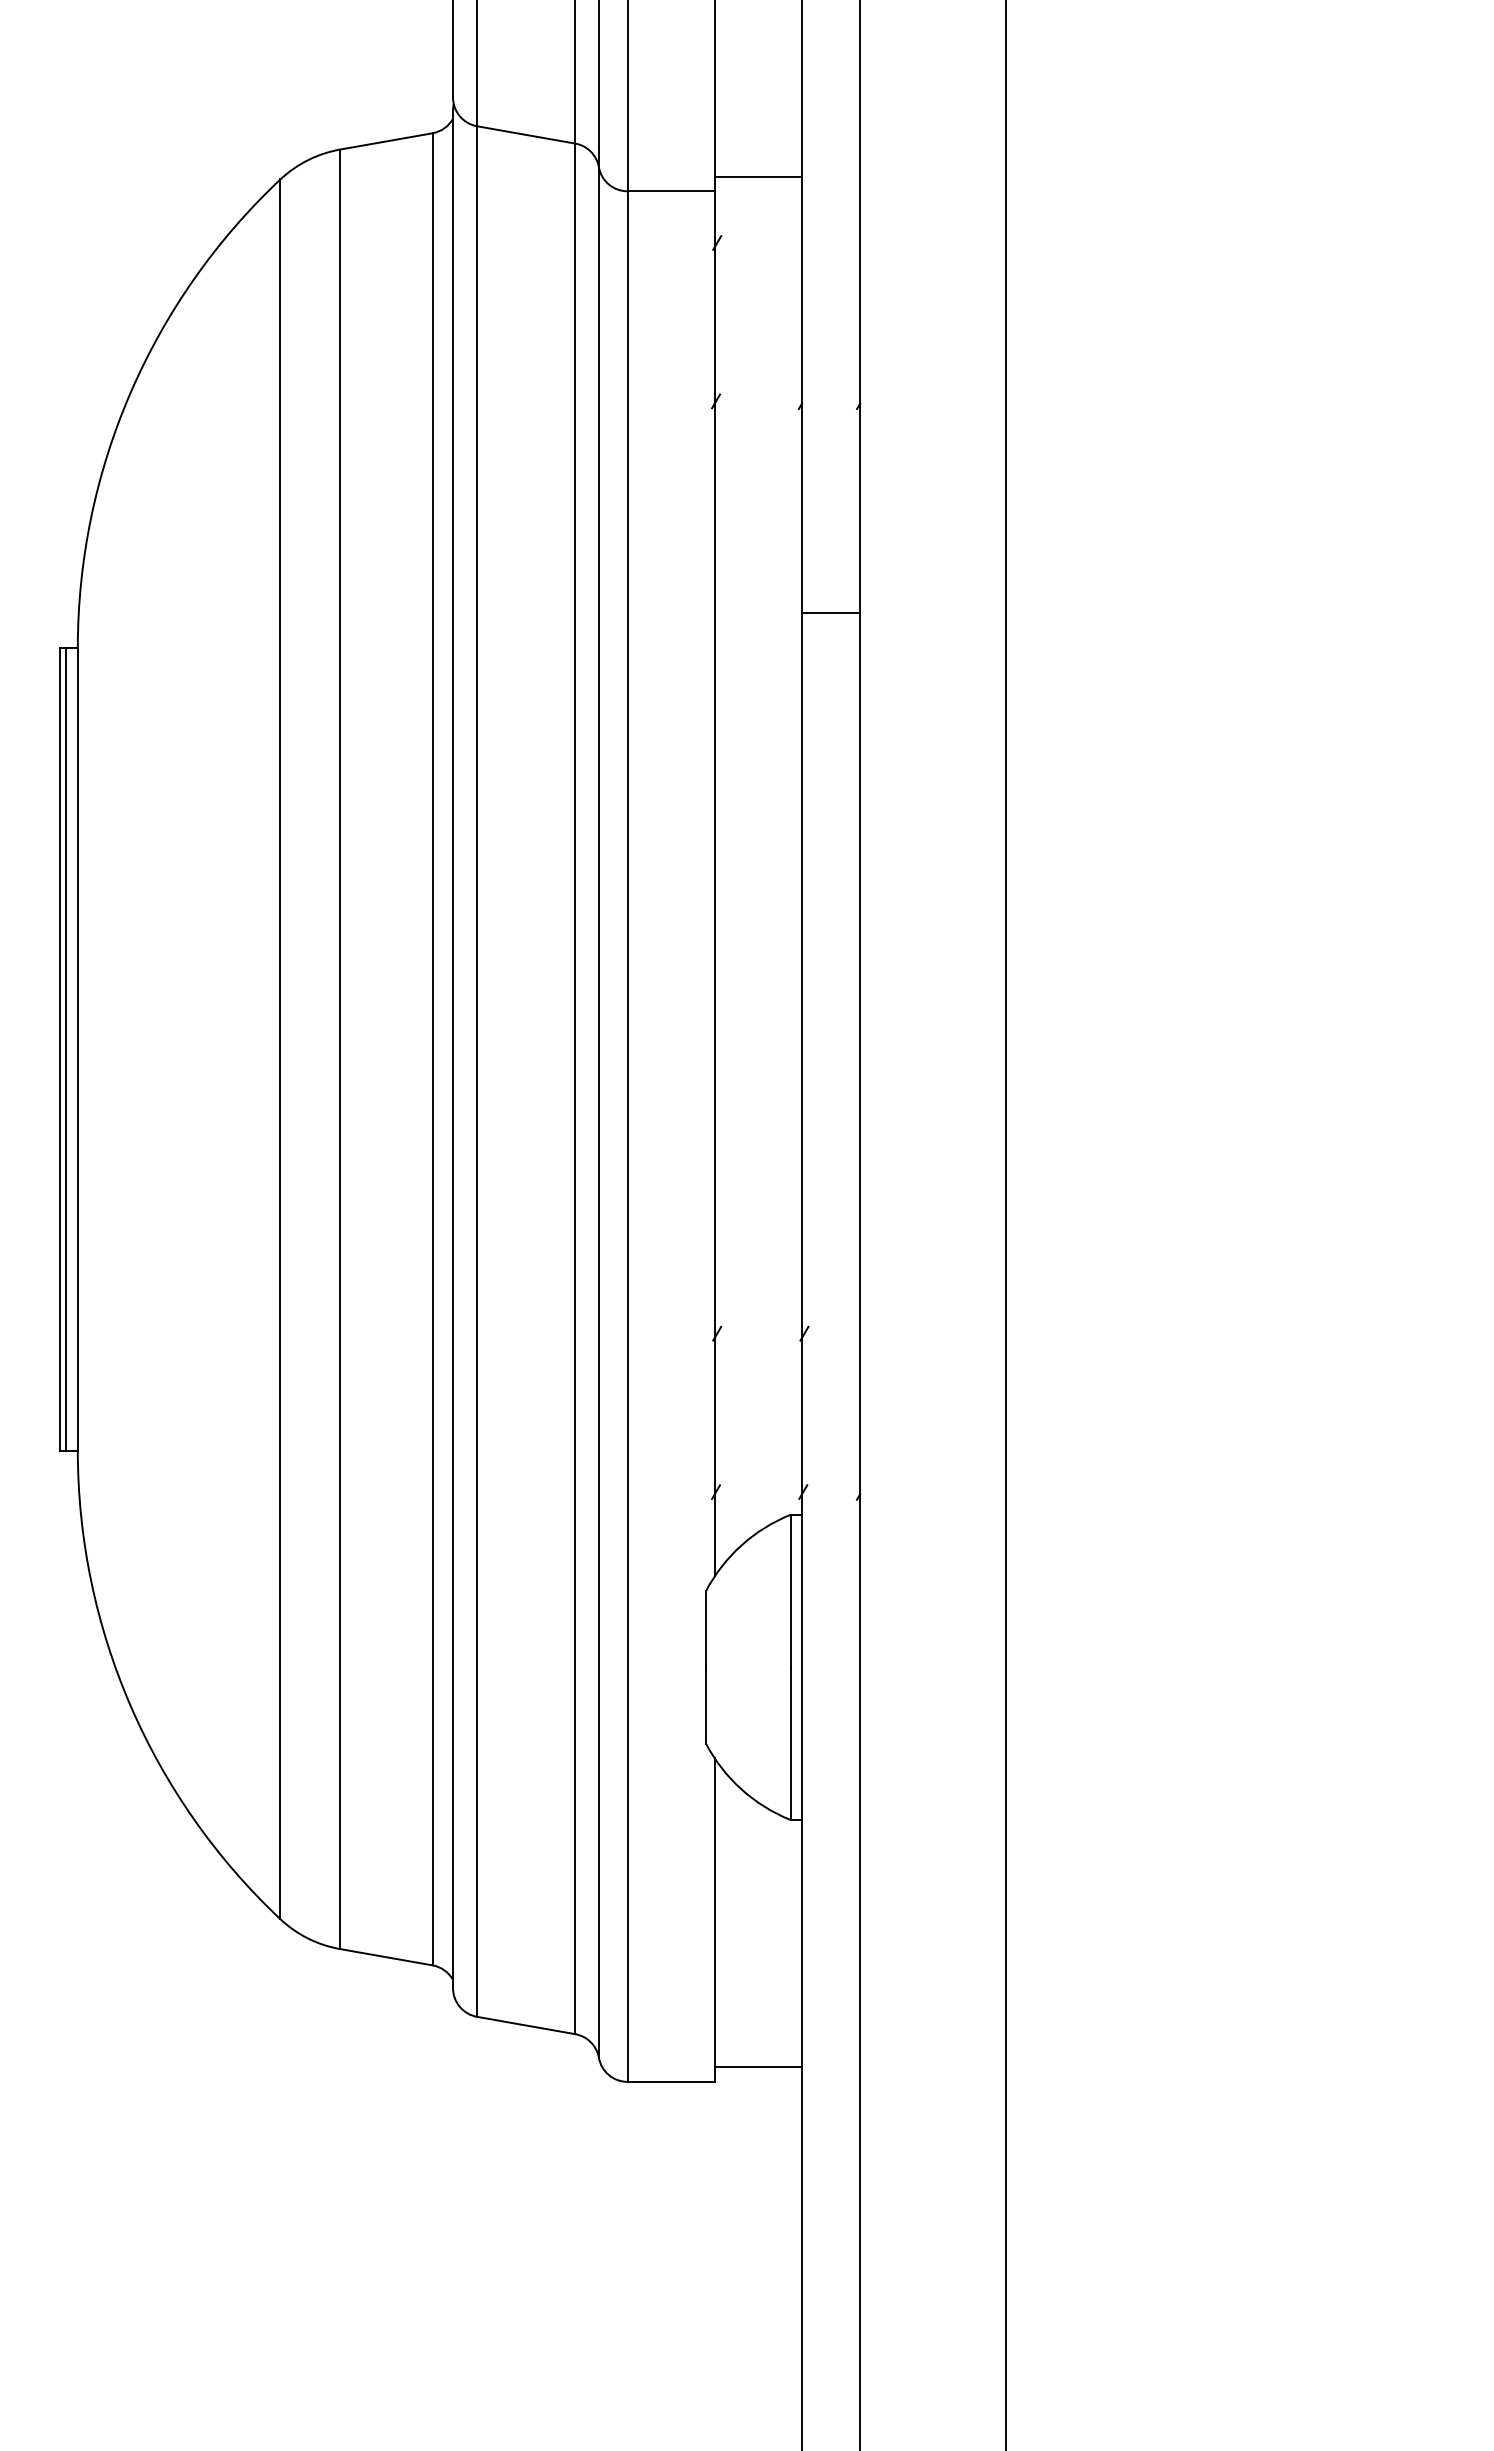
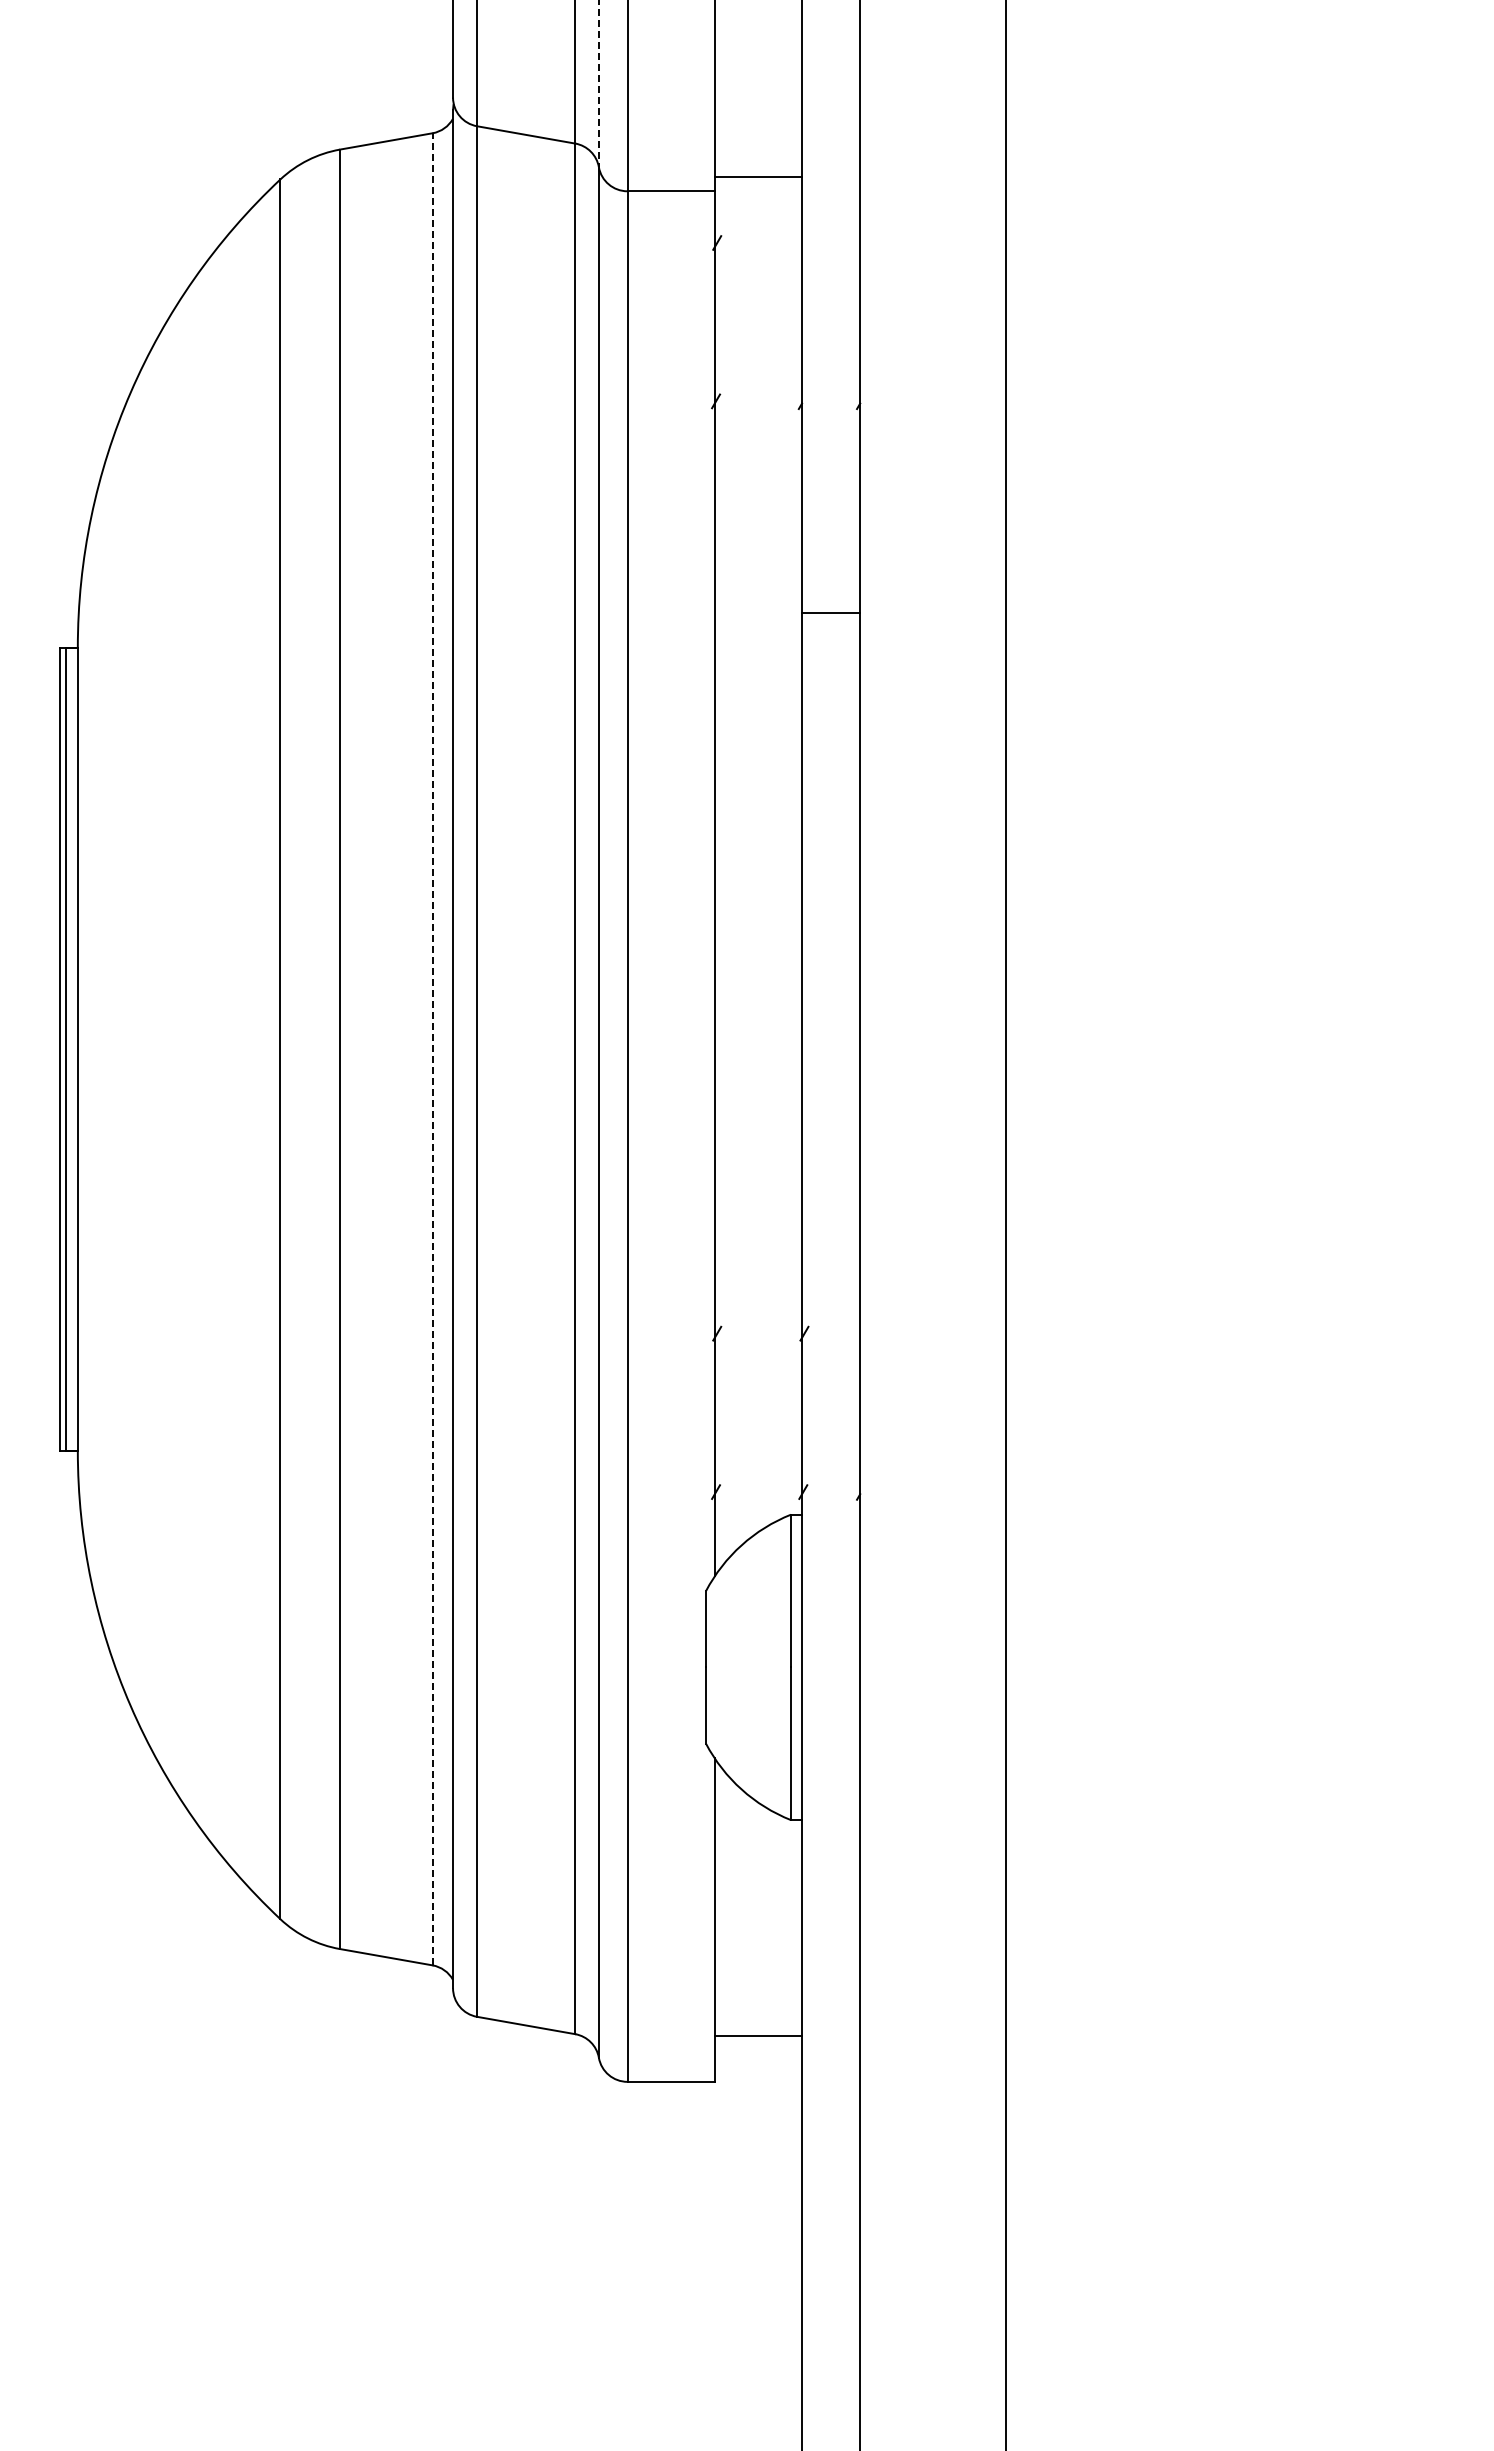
line: solid -> dashed (598, 84)
line: solid -> dashed (432, 1048)
line position: (758, 2067) -> (758, 2036) (758, 2036)
